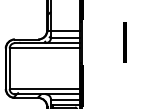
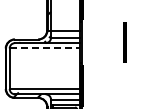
line: solid -> dashed (44, 48)
